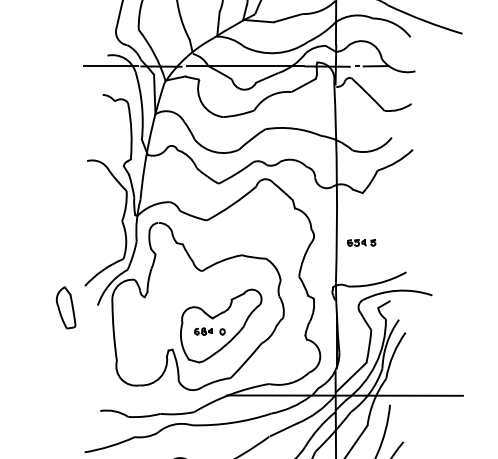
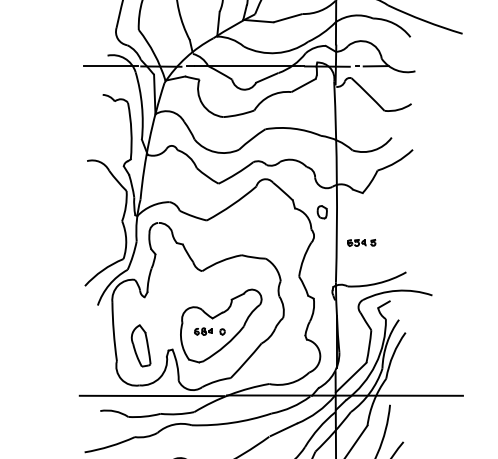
part: none -> present (321, 212)
part position: (65, 307) -> (140, 345) (140, 345)
line: none -> present (151, 395)
